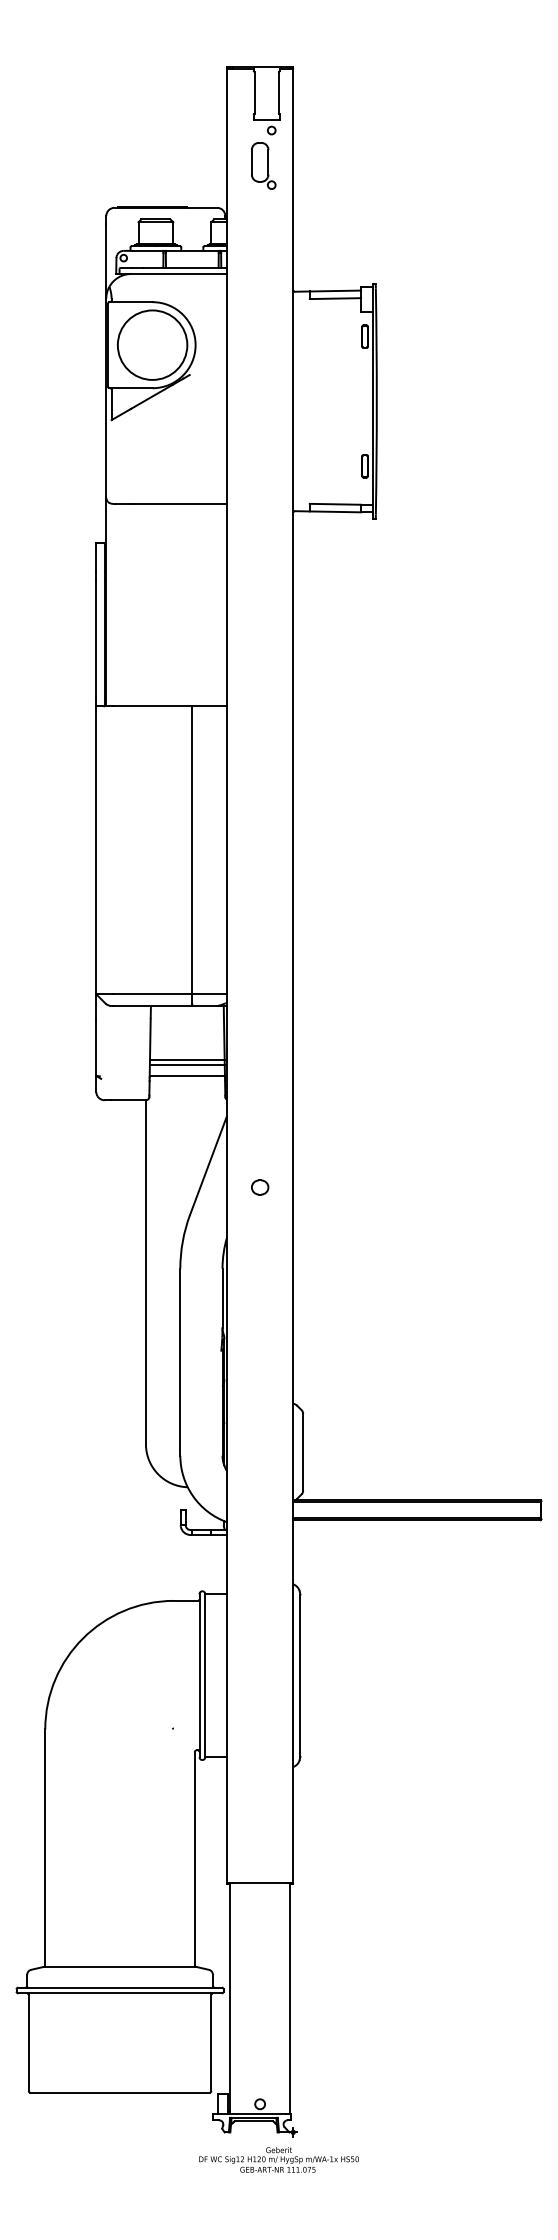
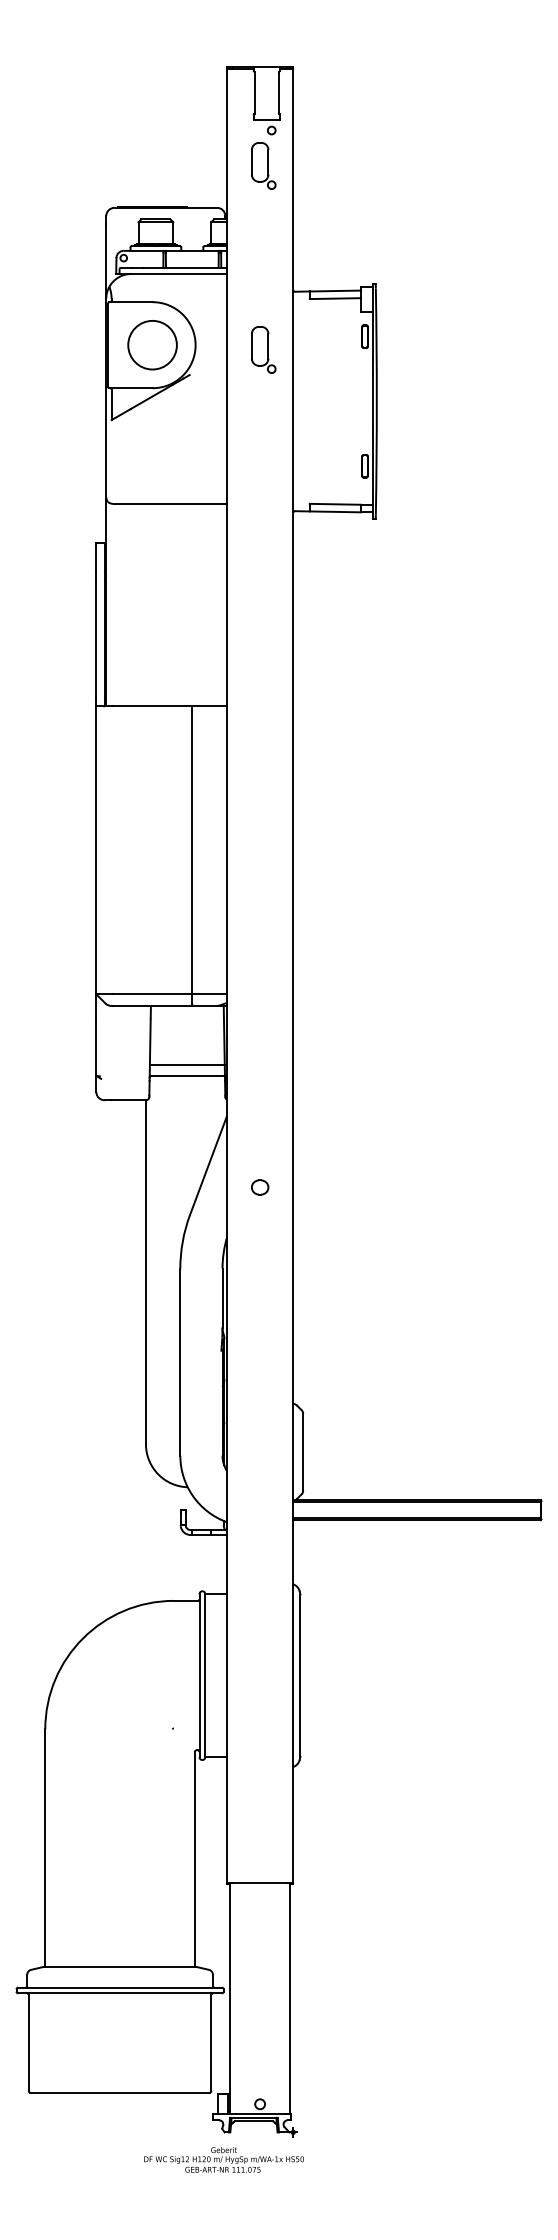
circle diameter: 70 px -> 49 px (152, 344)
part: none -> present (263, 349)
line: present -> none (186, 1060)
text position: (278, 2159) -> (223, 2159) (223, 2159)
